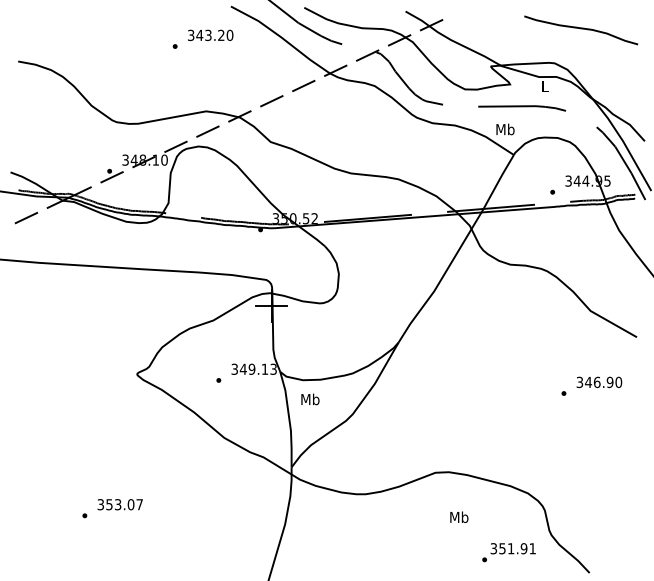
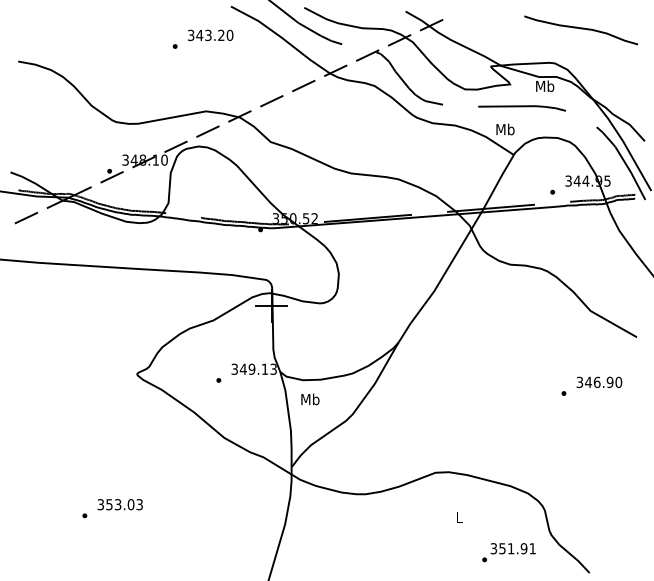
text: L -> Mb (545, 86)
text: 353.07 -> 353.03 (139, 504)
text: Mb -> L (459, 517)
